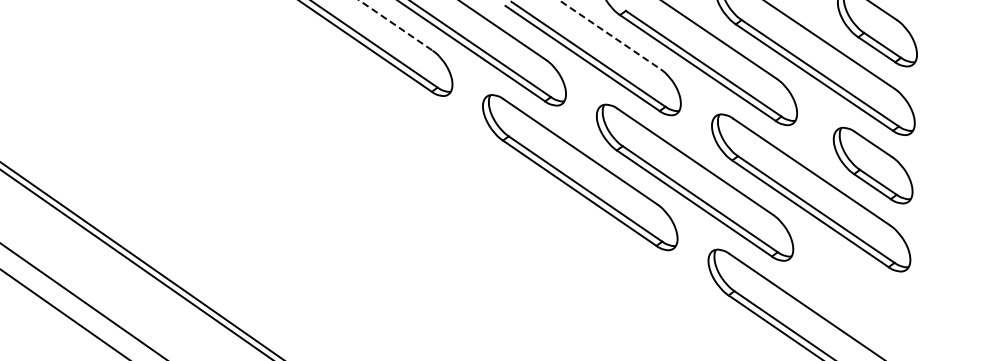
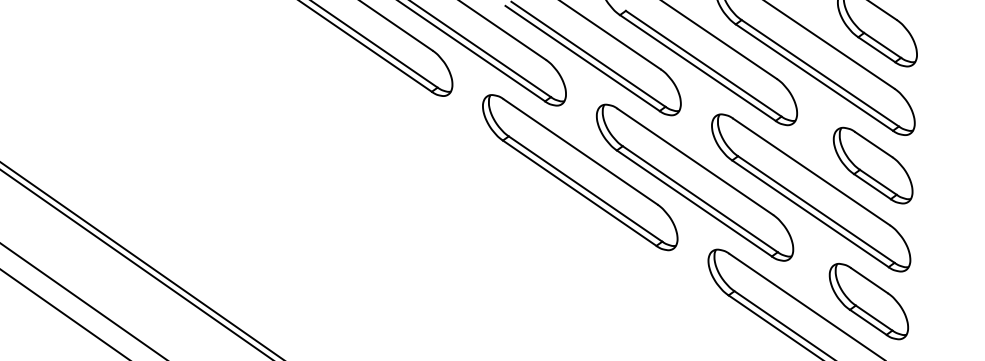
line: dashed -> solid (396, 25)
line: dashed -> solid (610, 35)
part: none -> present (868, 301)
